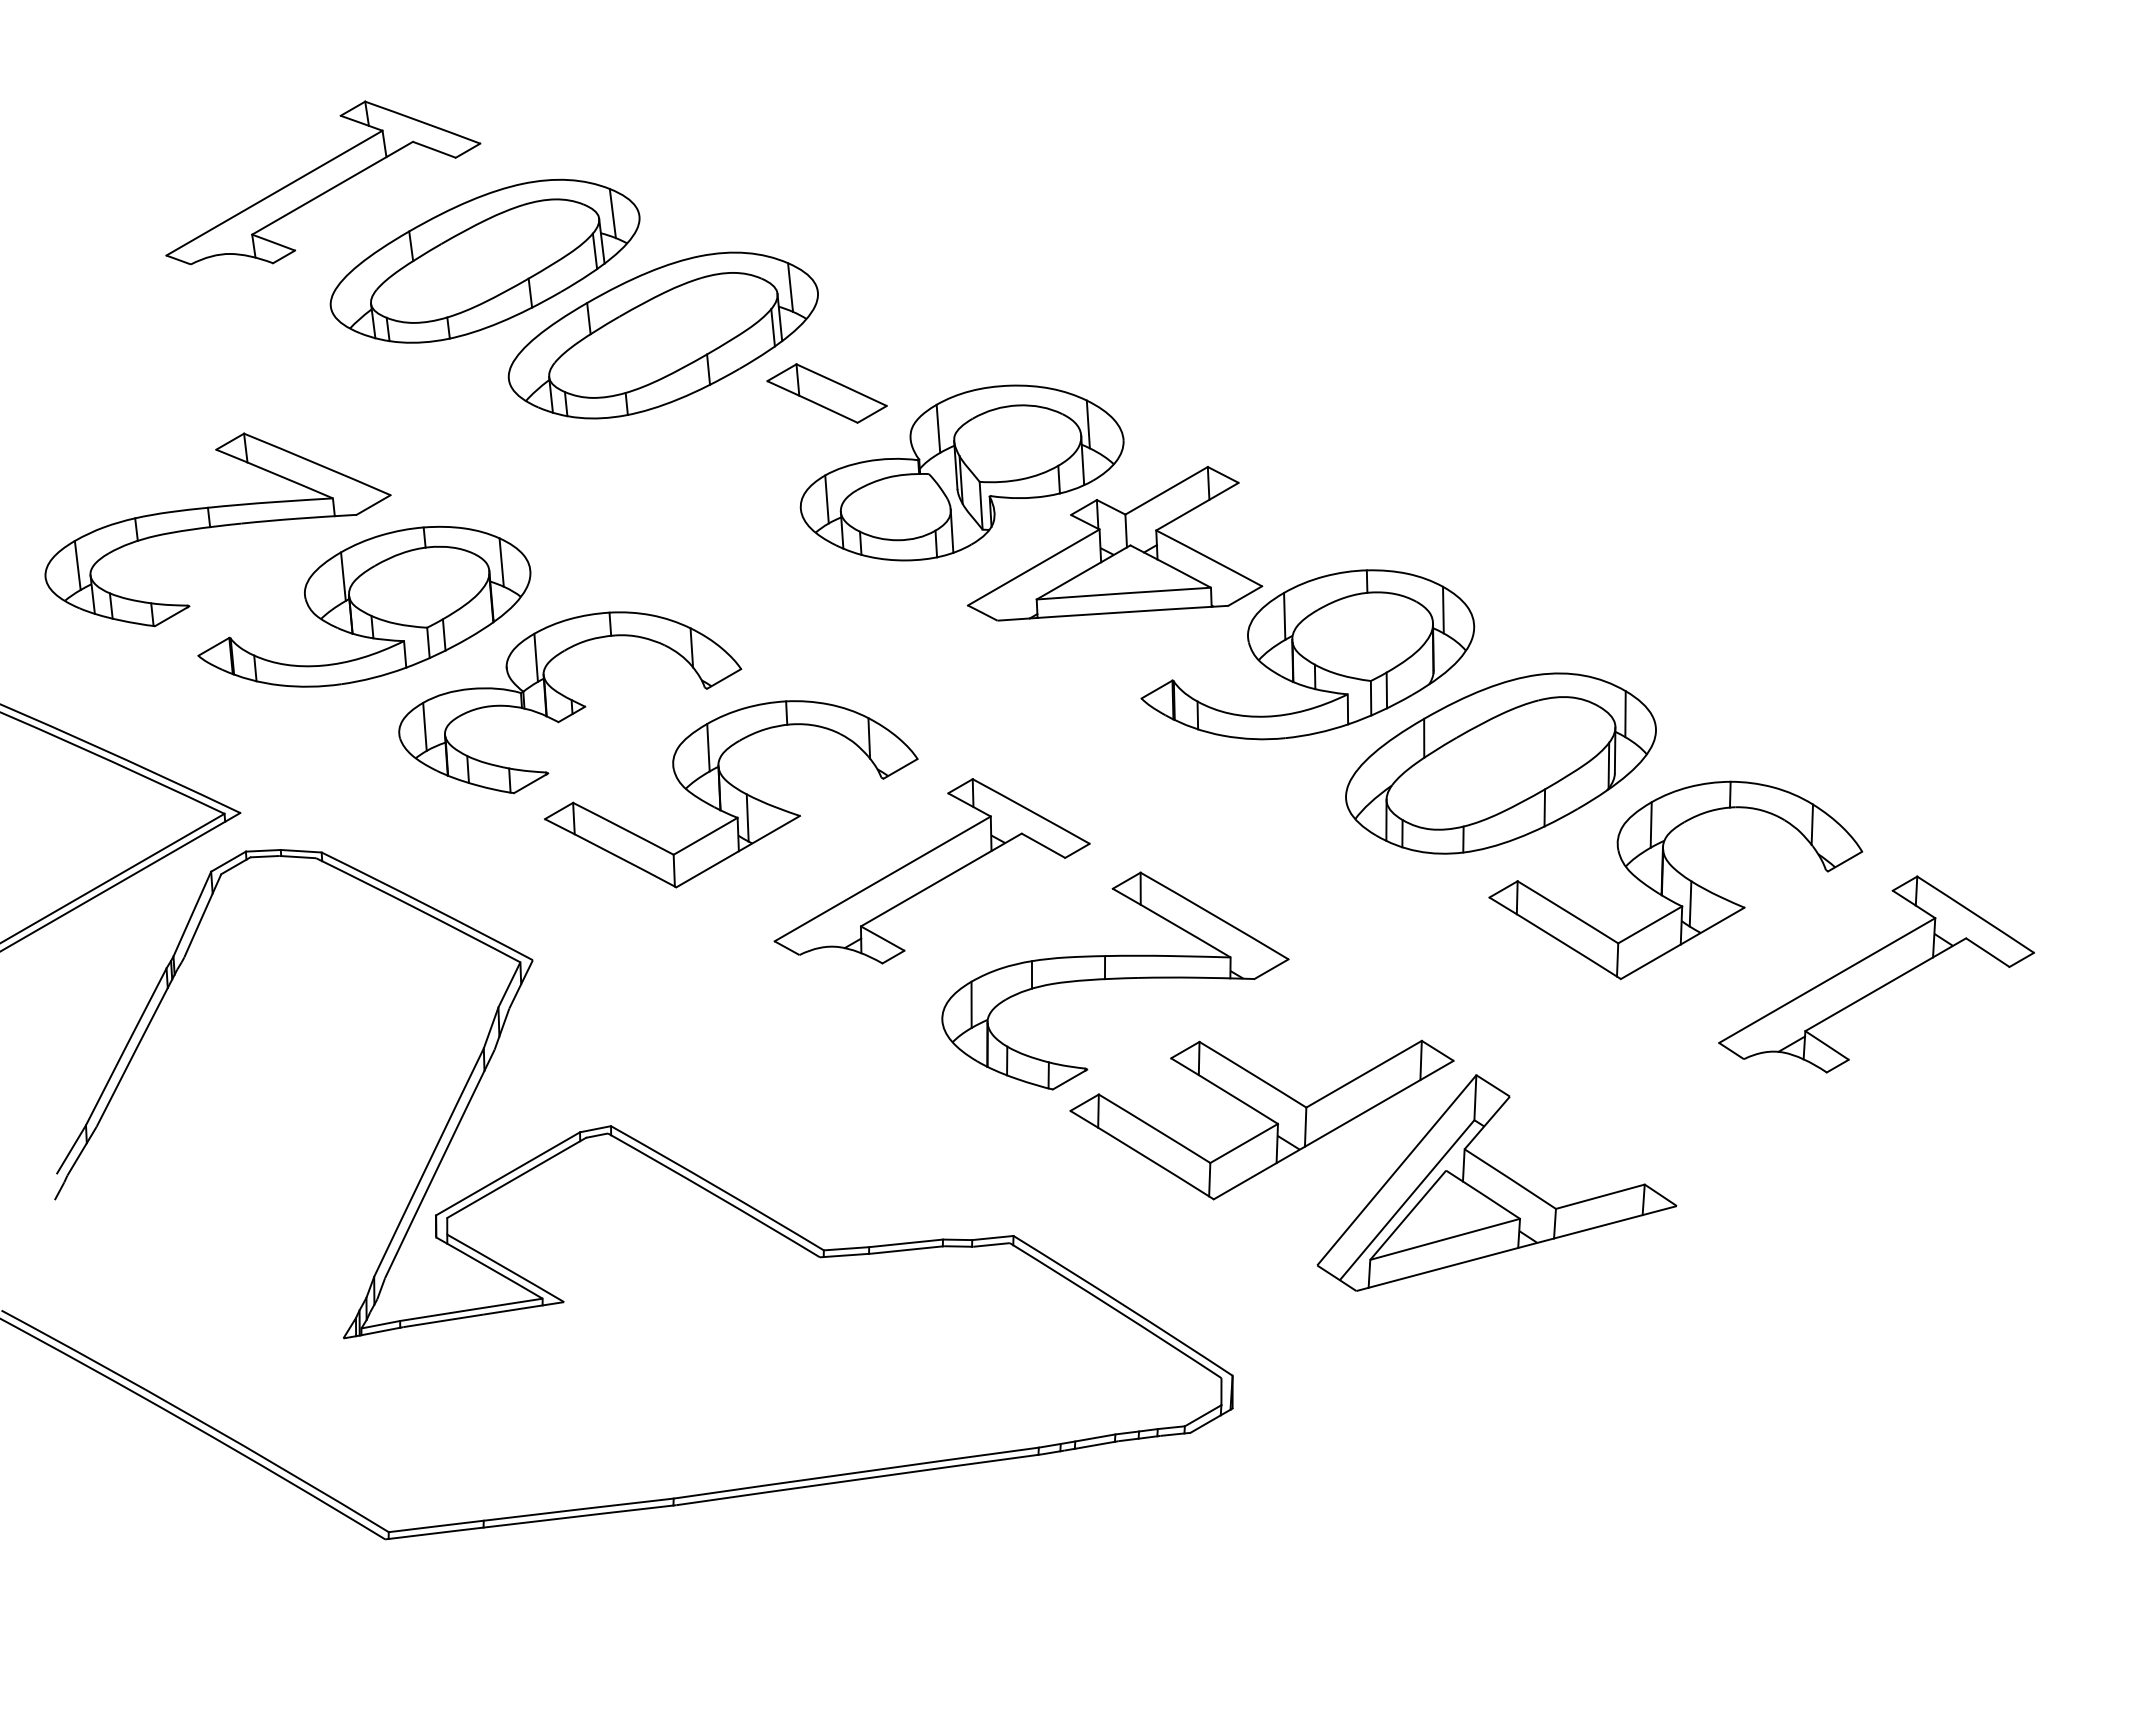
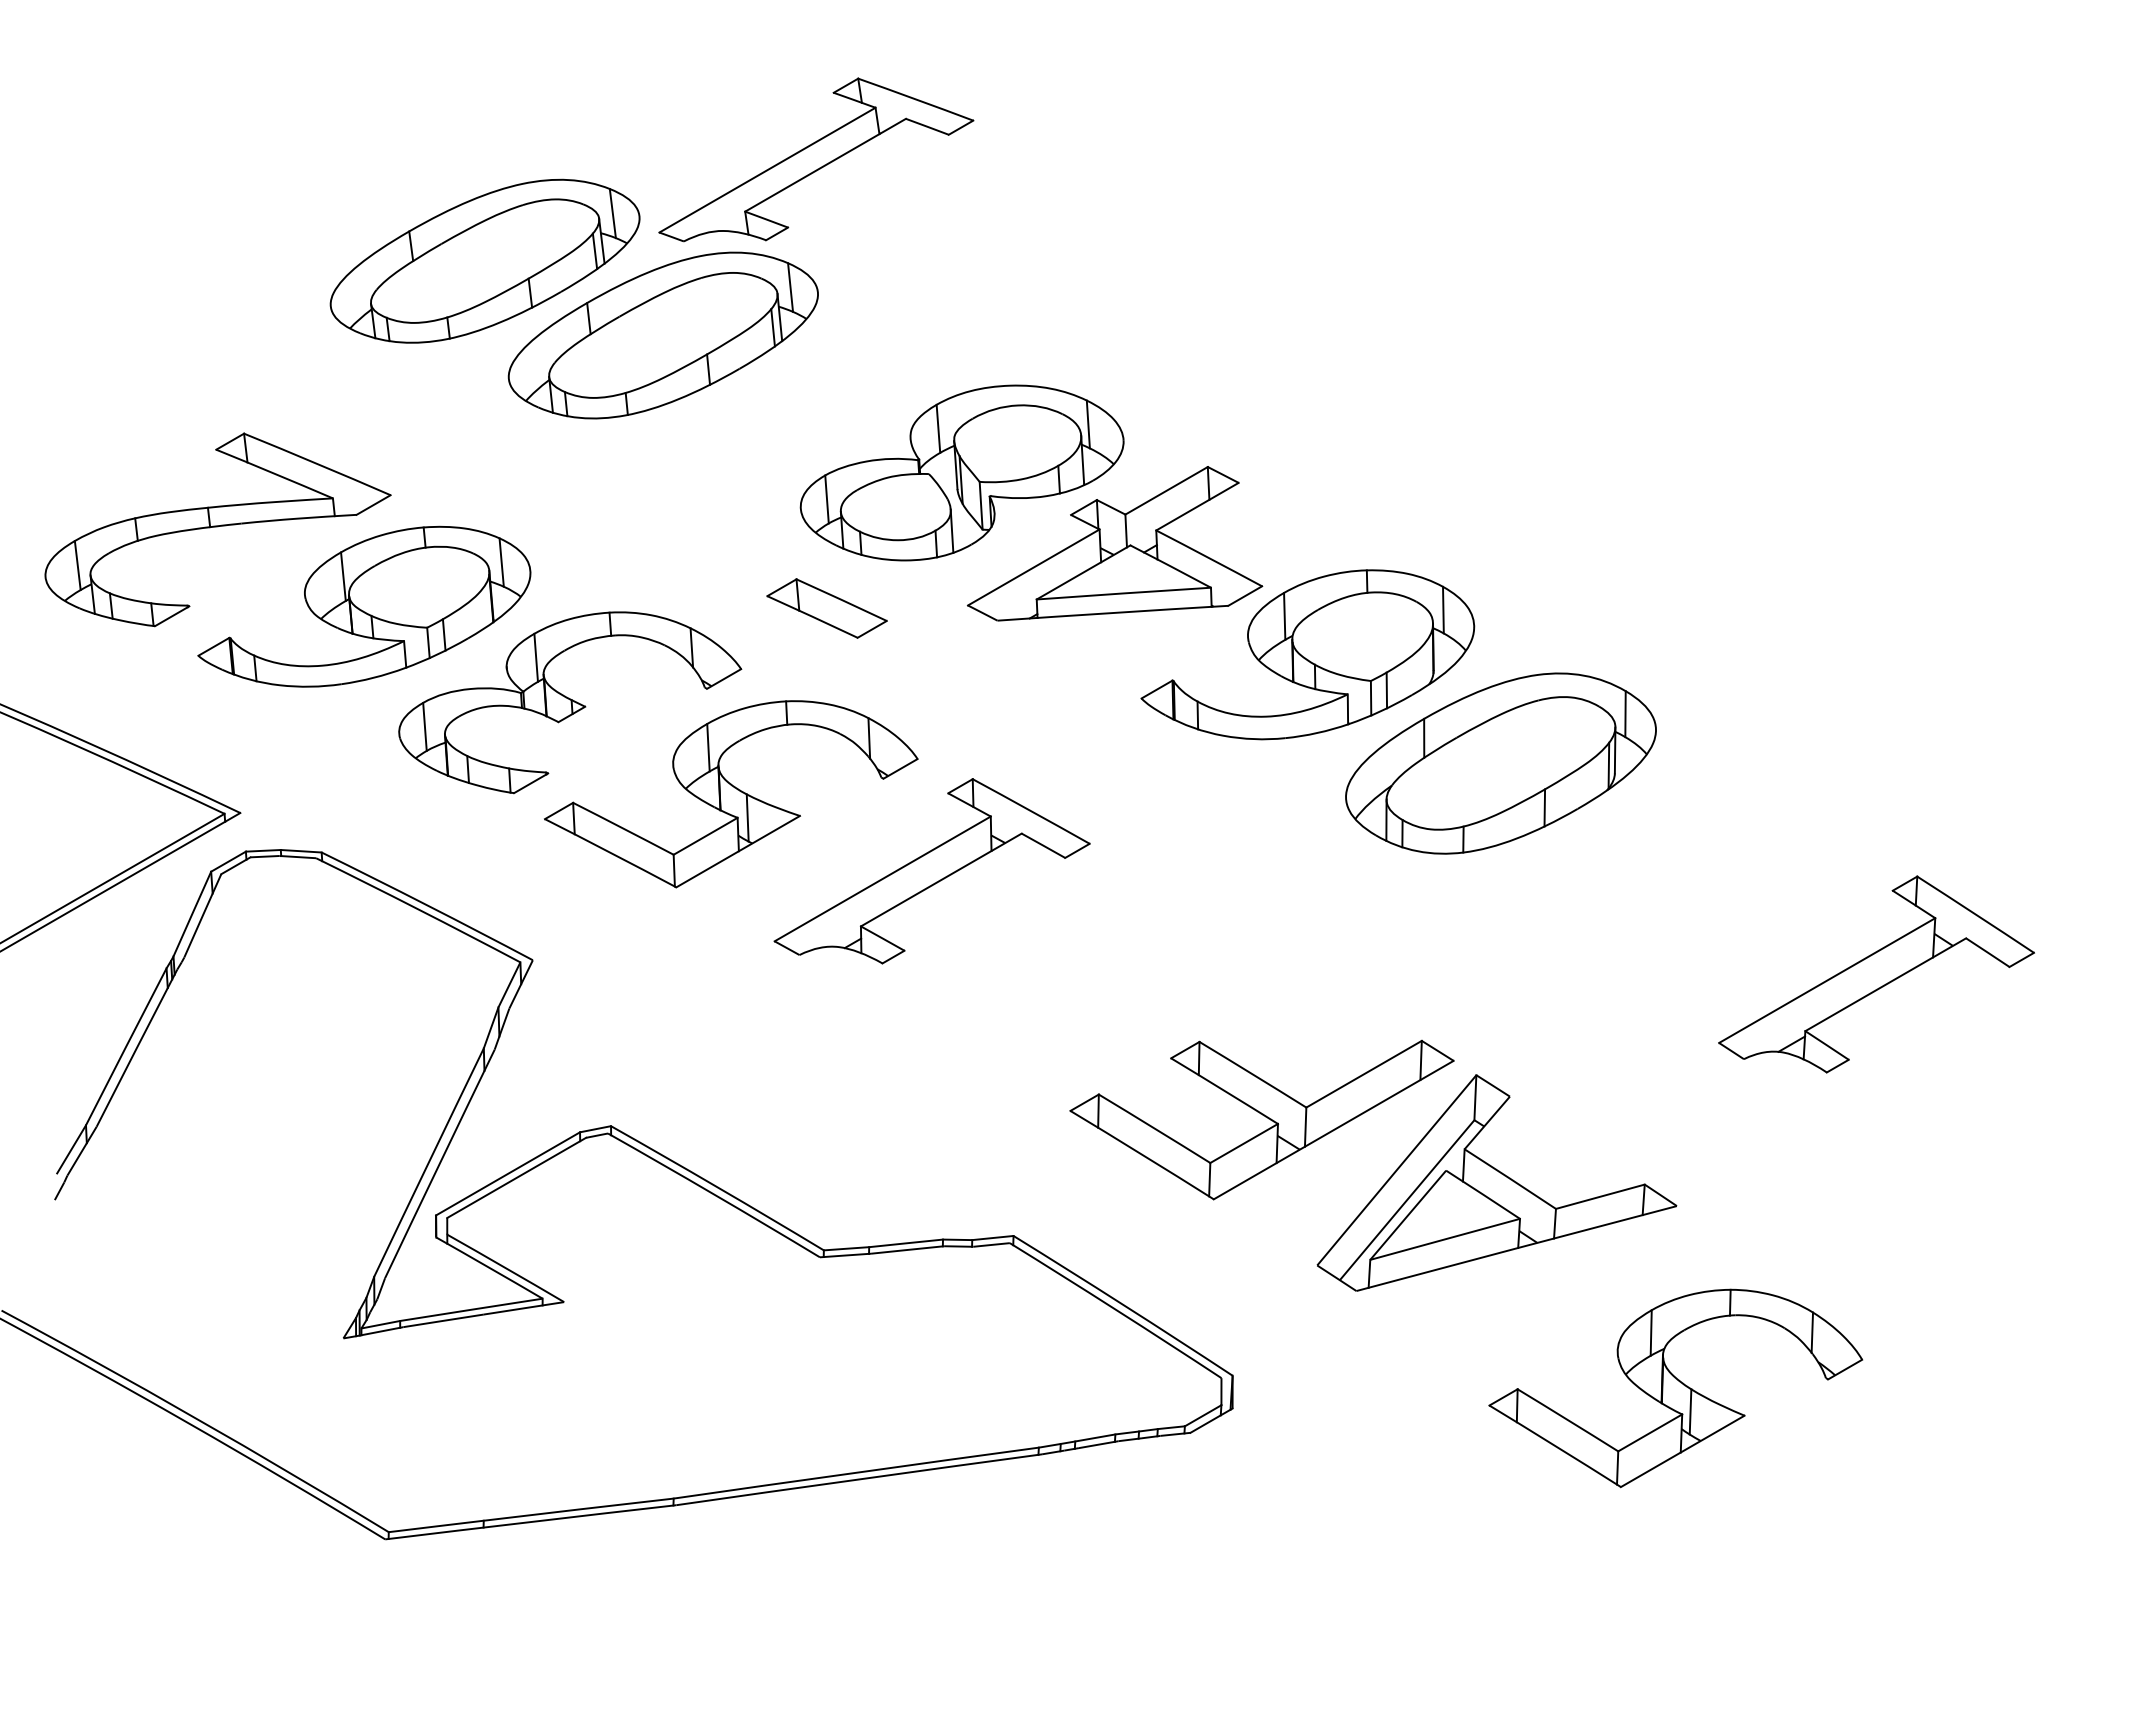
part position: (323, 182) -> (816, 159) (816, 159)
part position: (826, 393) -> (826, 608) (826, 608)
part position: (1675, 880) -> (1675, 1388) (1675, 1388)
part: present -> none (1115, 980)
